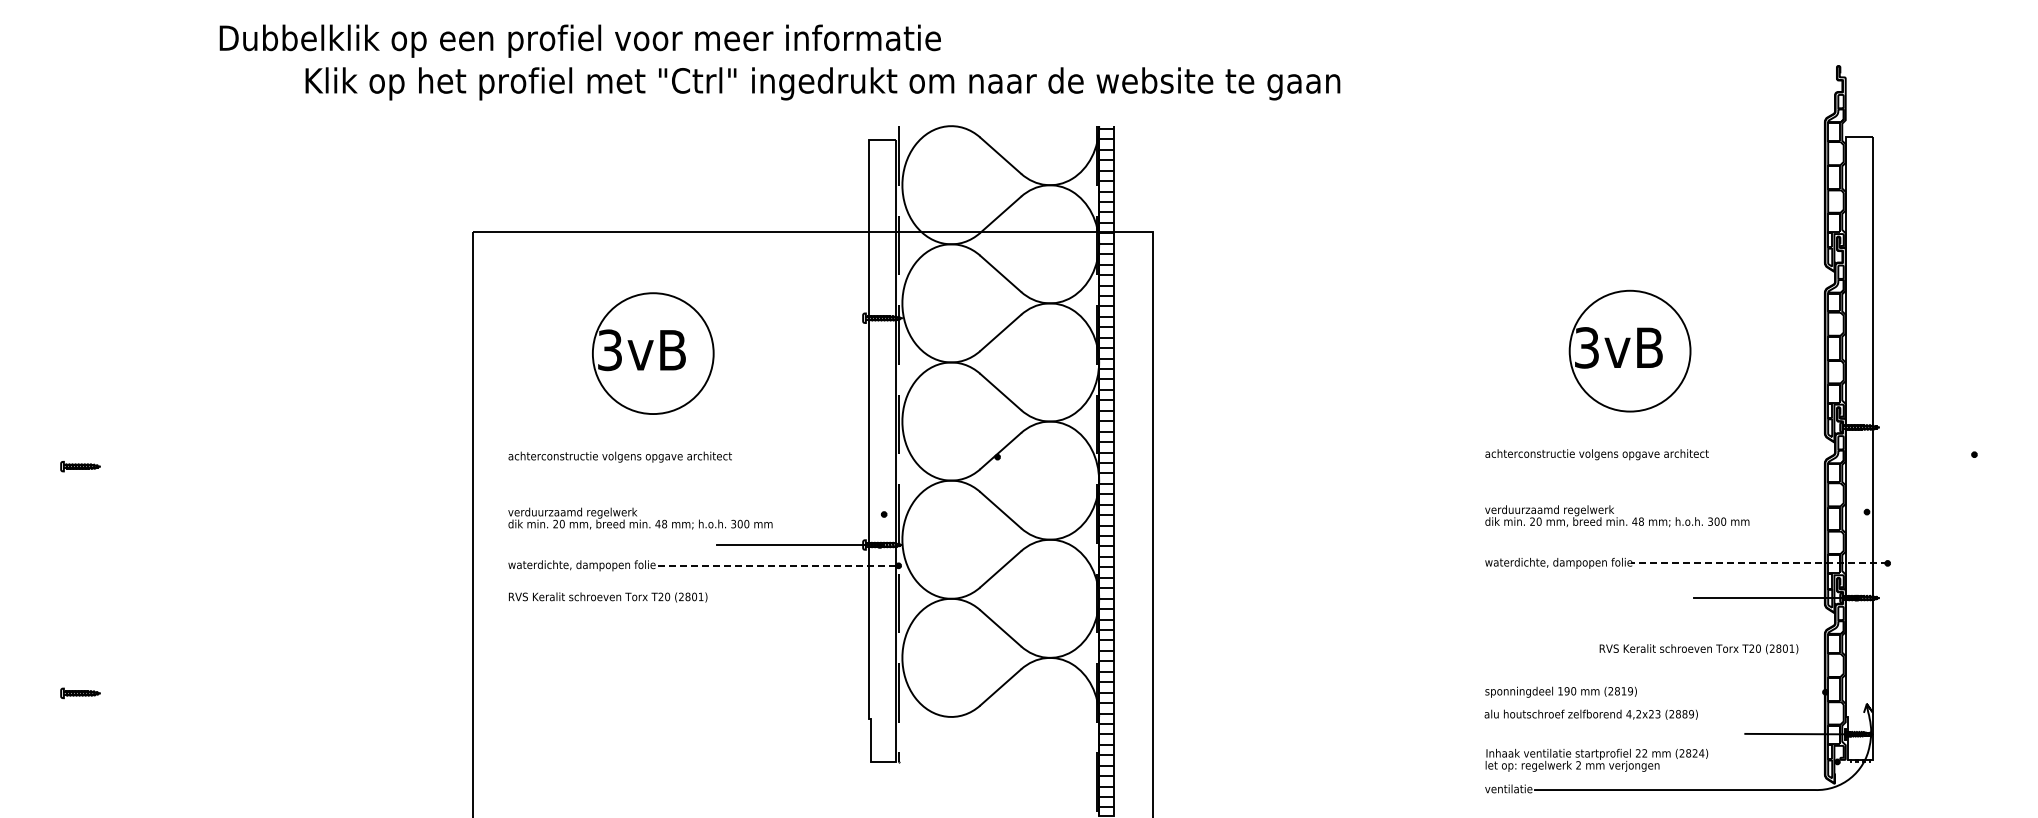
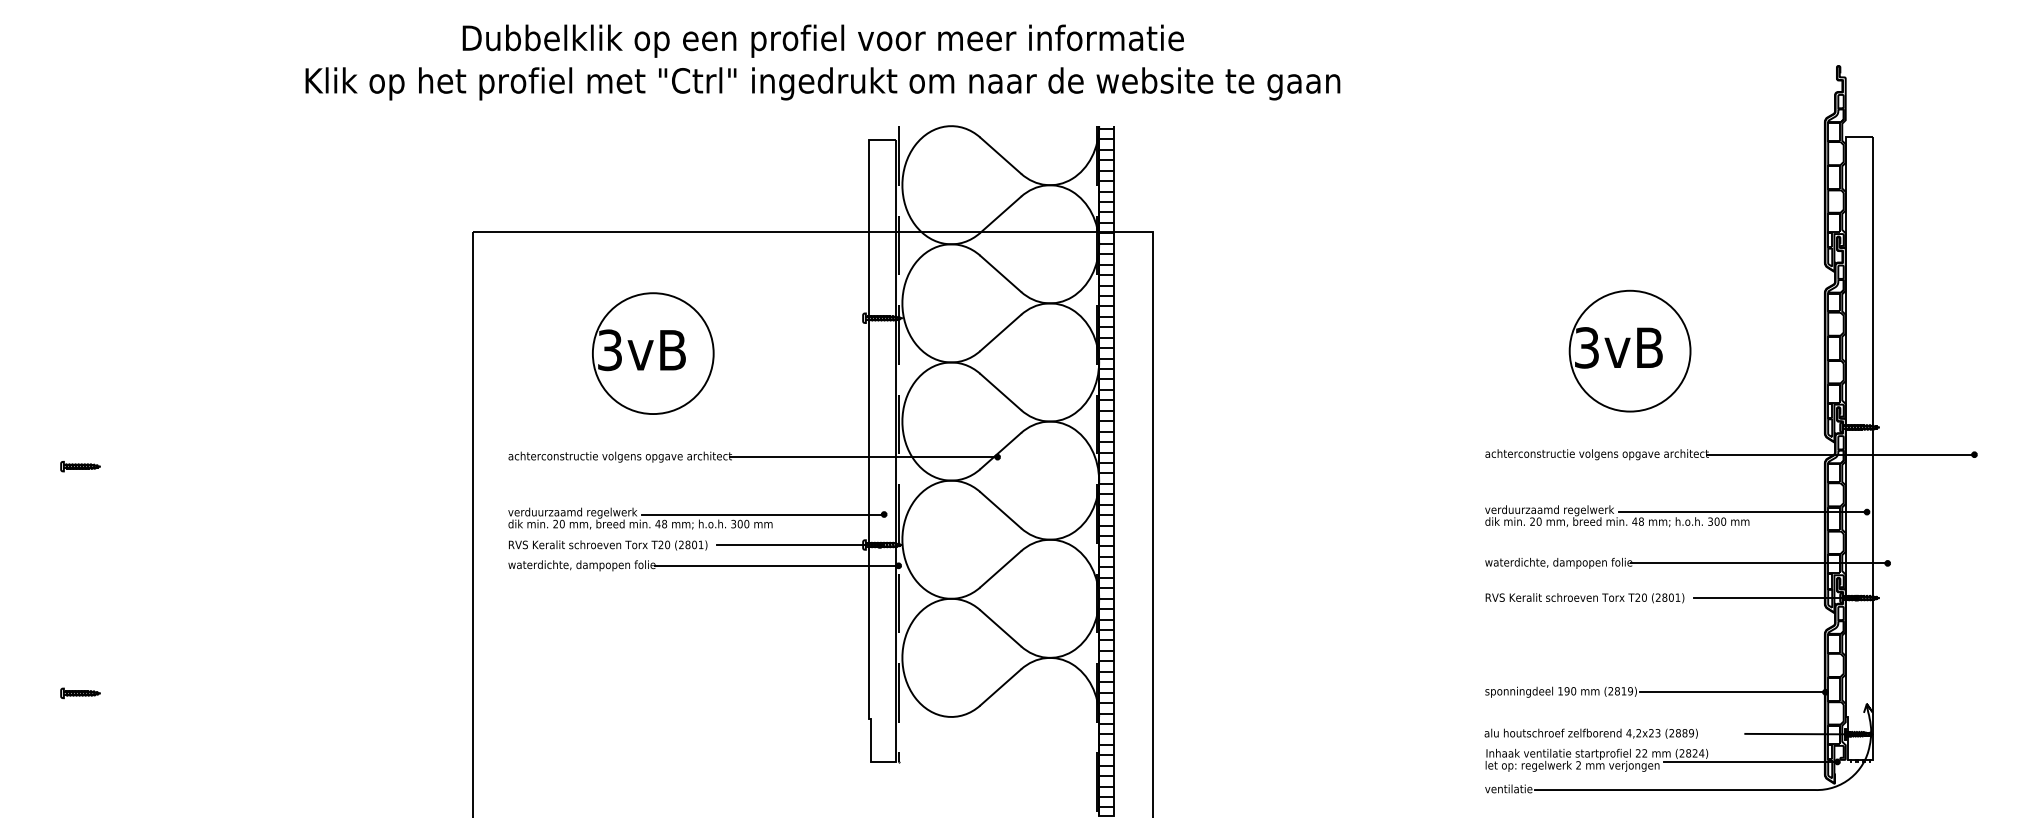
text position: (579, 40) -> (822, 40) (822, 40)
line: none -> present (1840, 454)
line: none -> present (863, 457)
line: none -> present (1743, 512)
line: none -> present (763, 514)
line: dashed -> solid (1759, 563)
line: dashed -> solid (775, 565)
text position: (608, 597) -> (608, 545) (608, 545)
text position: (1698, 649) -> (1584, 598) (1584, 598)
line: none -> present (1732, 692)
text position: (1590, 714) -> (1590, 733) (1590, 733)
line: none -> present (1750, 761)
